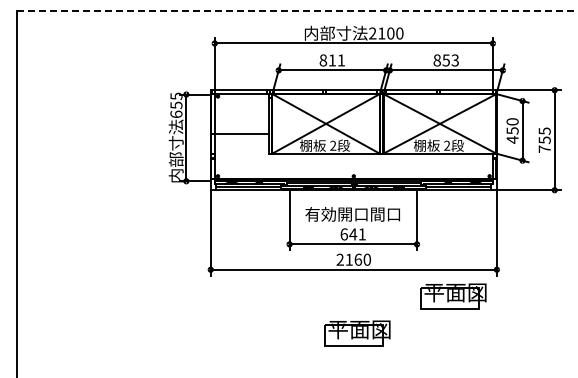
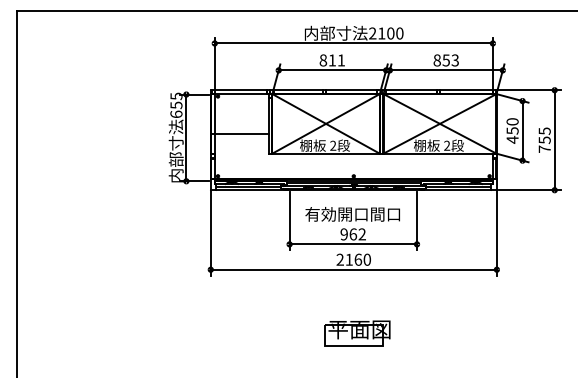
line: dashed -> solid (297, 11)
text: 641 -> 962 (352, 234)
part: present -> none (453, 296)
